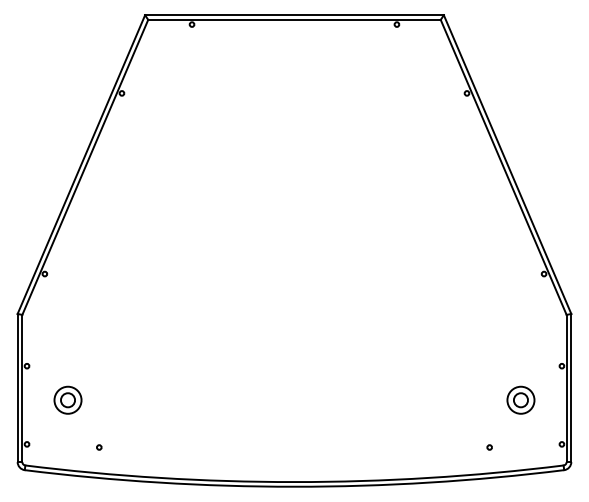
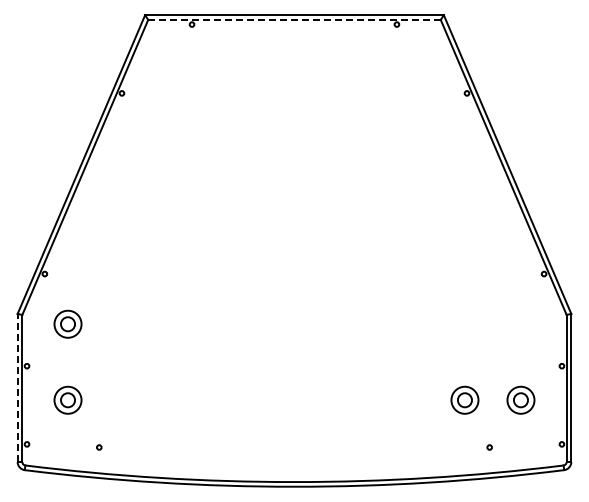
line: solid -> dashed (294, 19)
part: none -> present (67, 323)
line: solid -> dashed (17, 387)
part: none -> present (464, 399)
